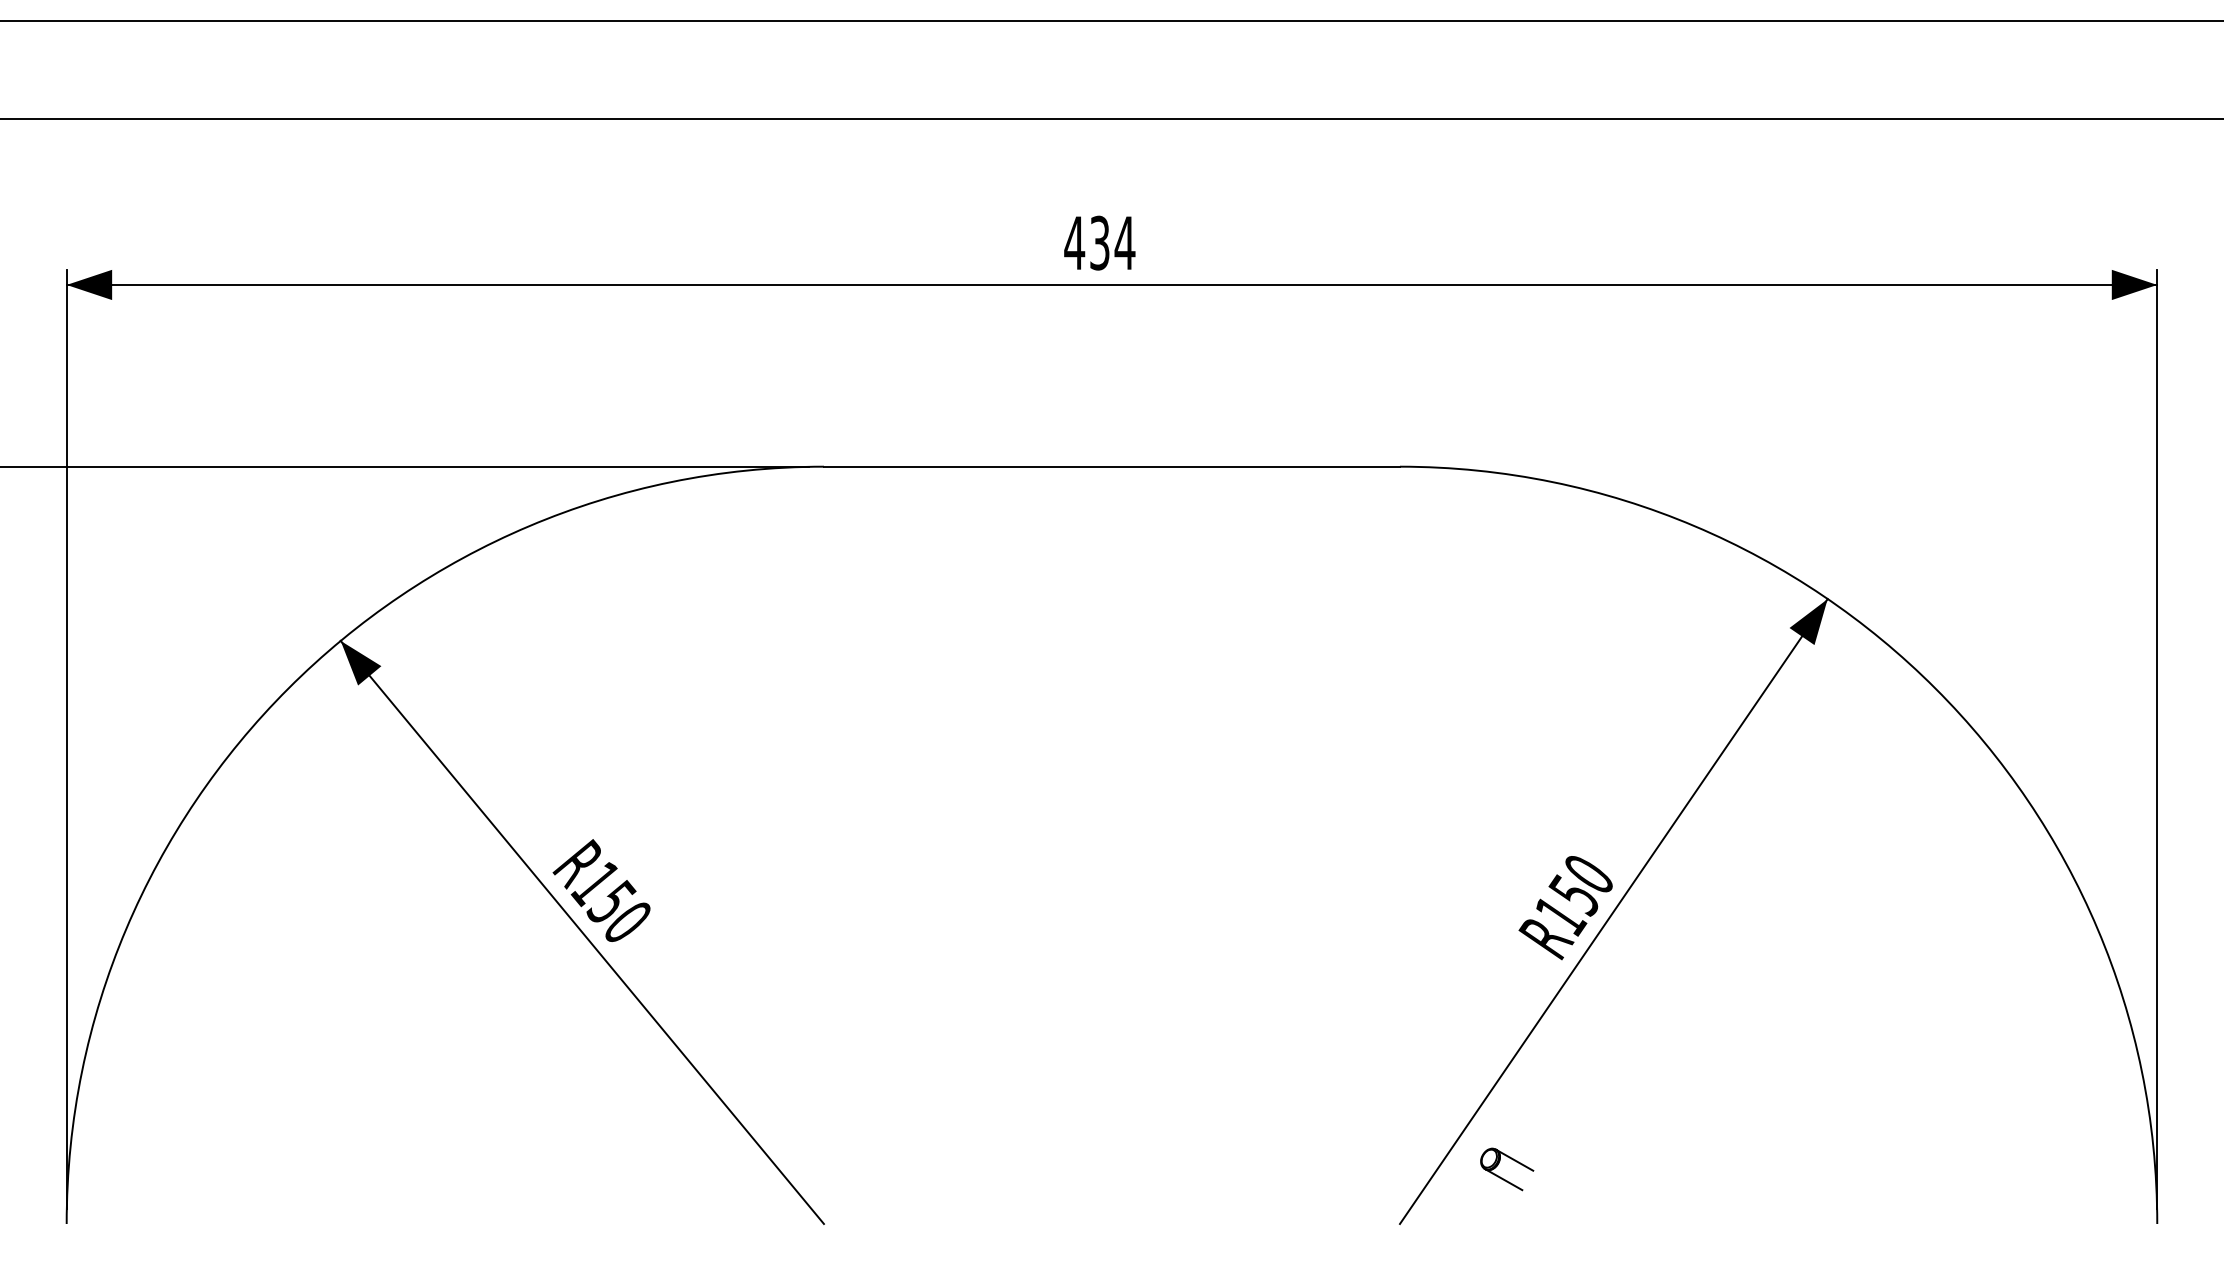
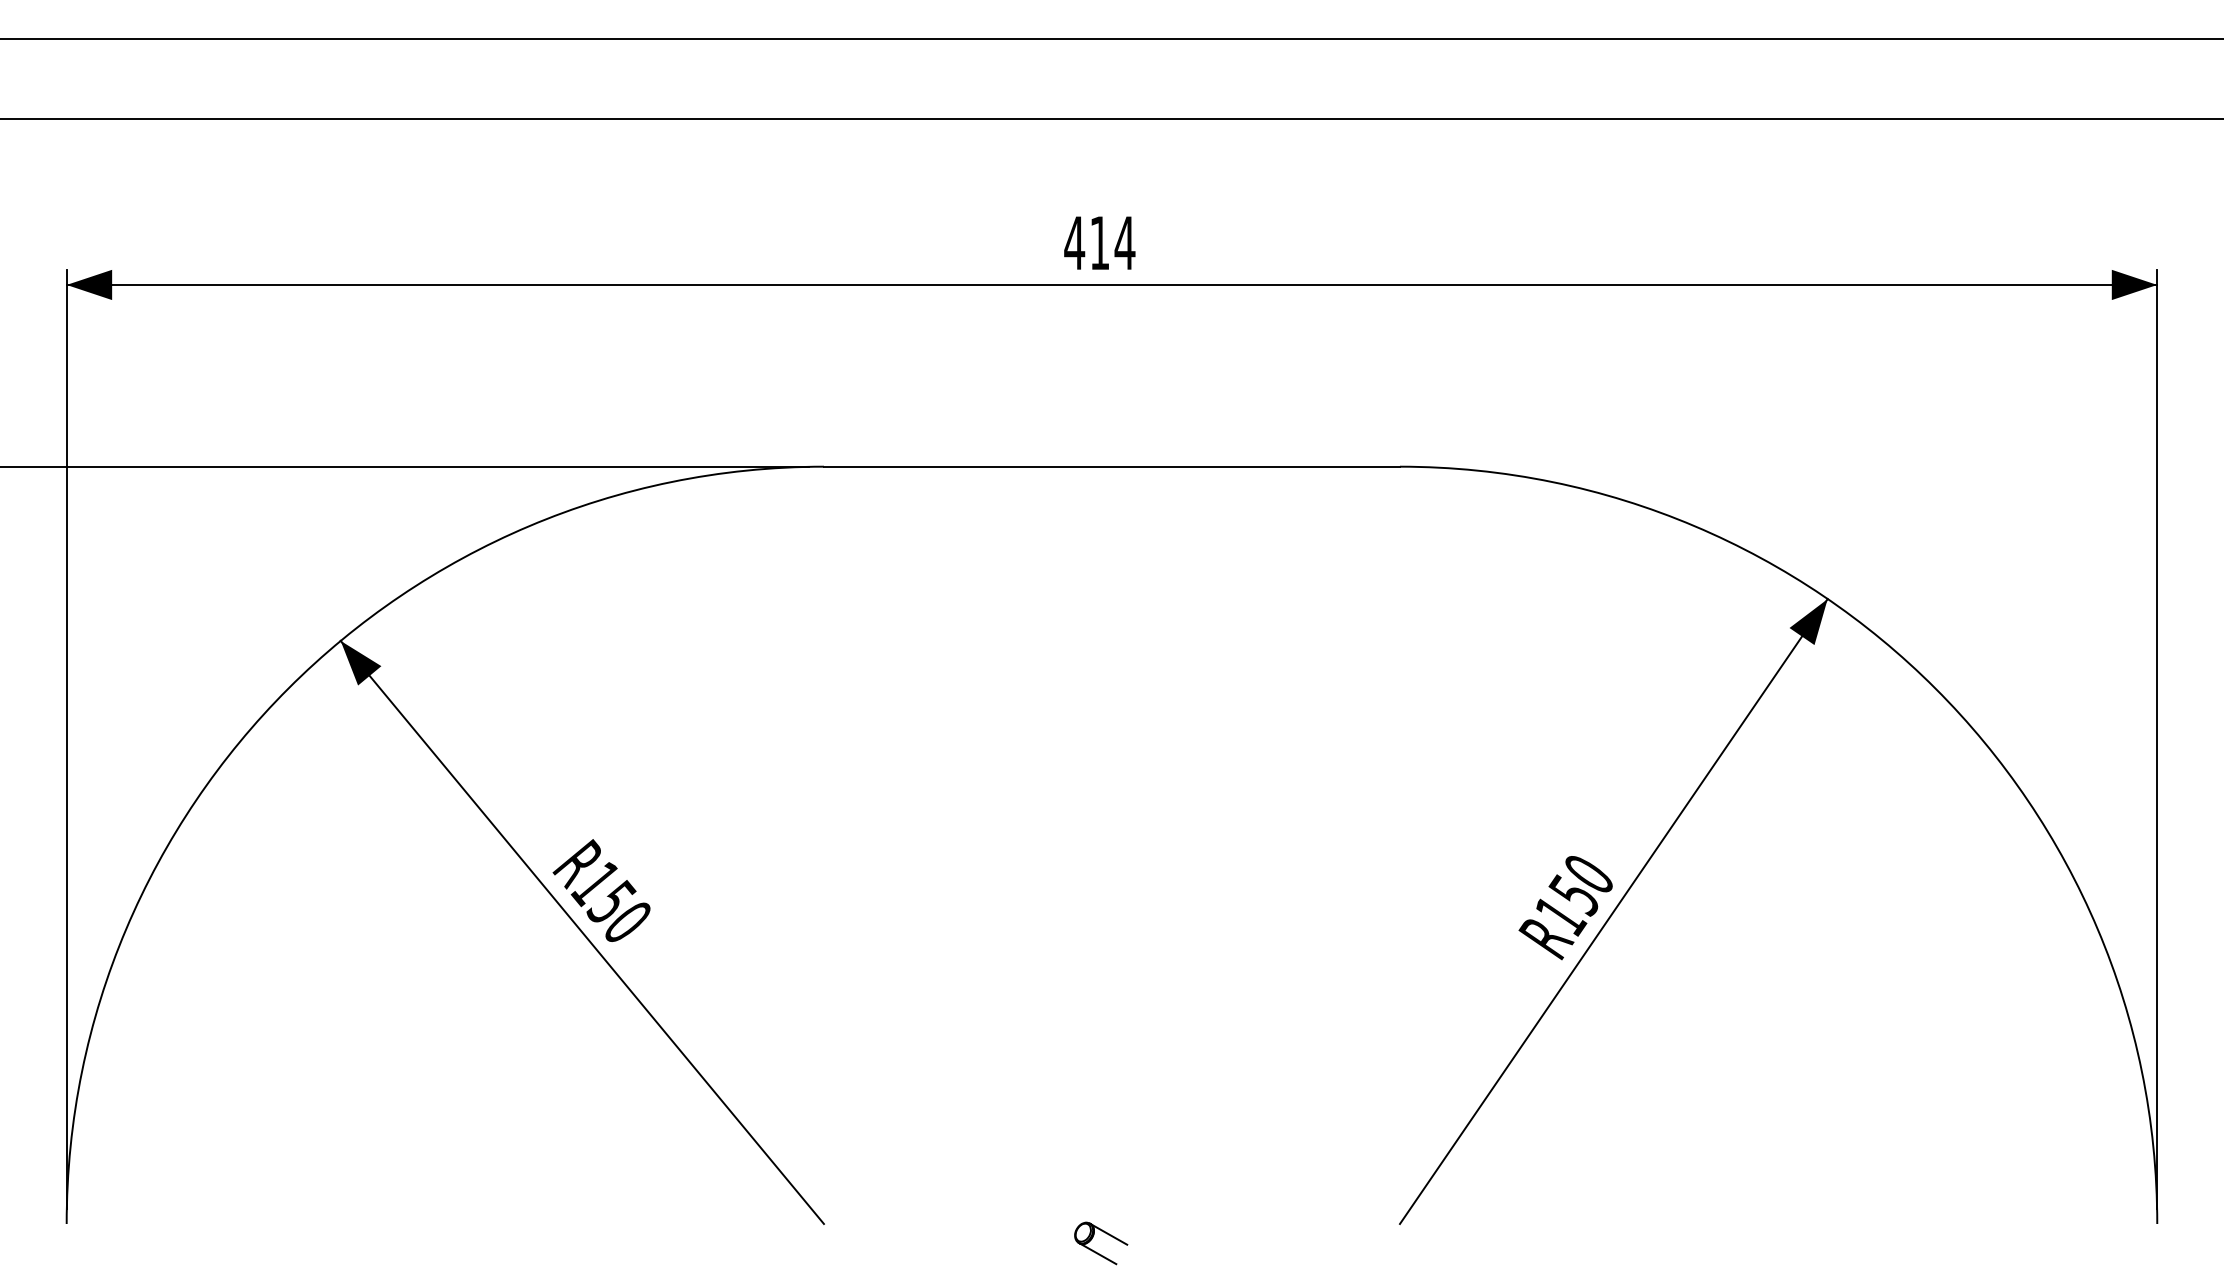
line position: (1111, 20) -> (1111, 38) (1111, 38)
text: 434 -> 414 (1099, 242)
part position: (1502, 1177) -> (1096, 1251) (1096, 1251)
